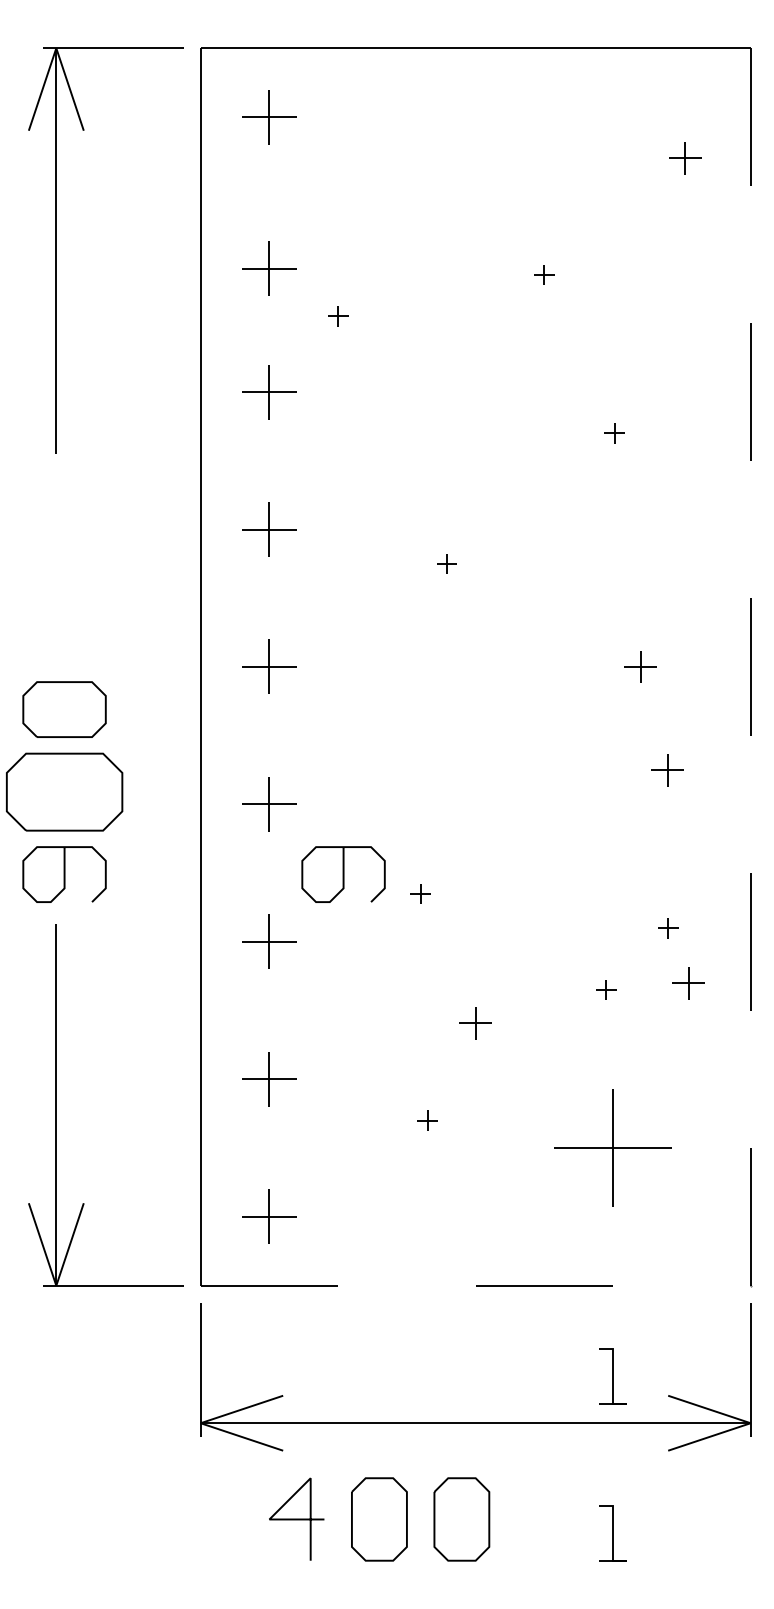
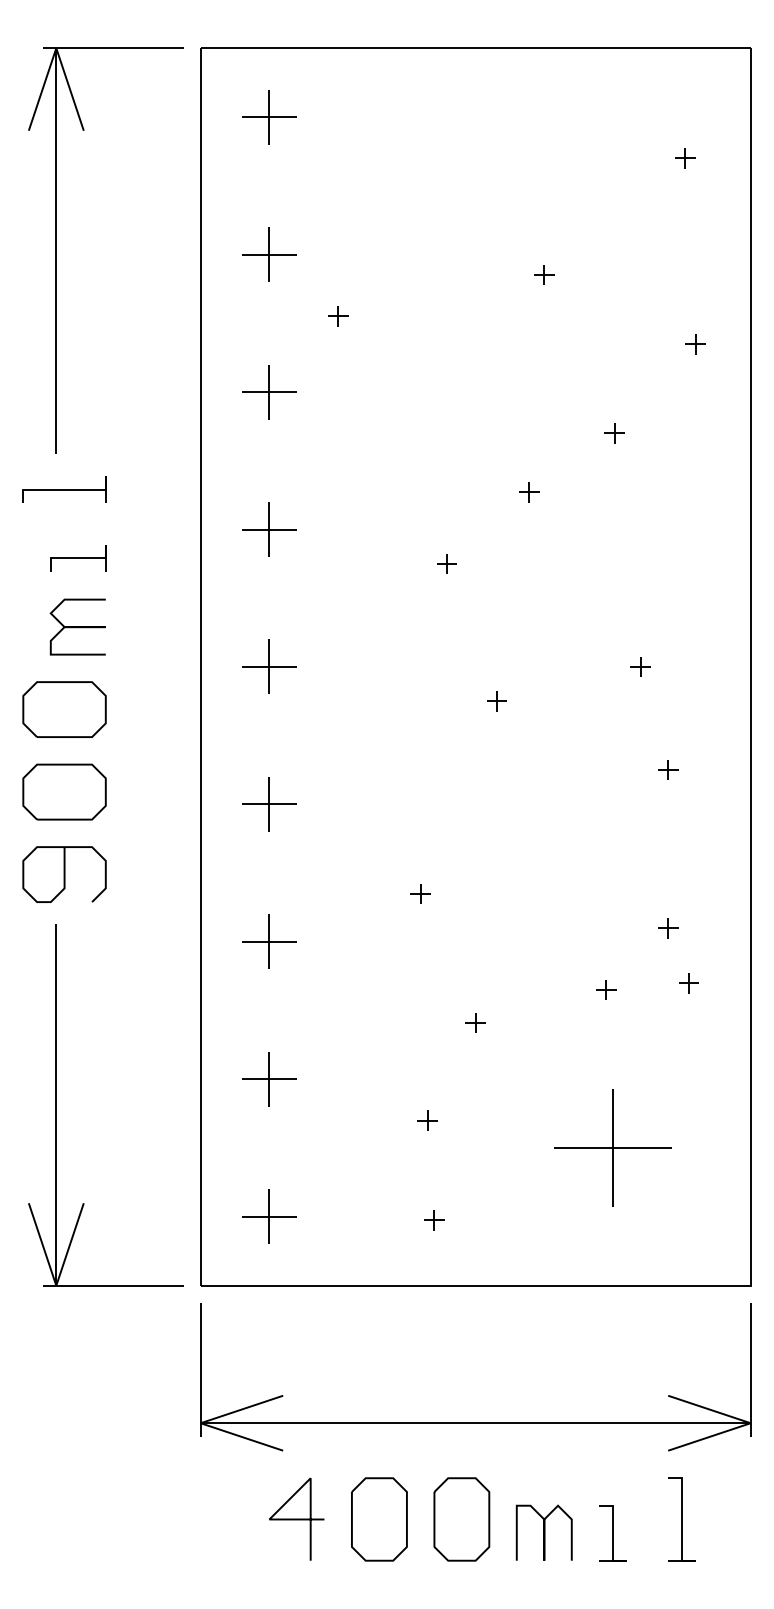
part size: 33x33 px -> 21x21 px (685, 158)
part position: (269, 268) -> (269, 254) (269, 254)
part: none -> present (695, 344)
line: none -> present (64, 489)
part: none -> present (529, 492)
line: none -> present (78, 558)
curve: none -> present (77, 626)
part size: 33x32 px -> 21x20 px (640, 666)
part: none -> present (496, 701)
part size: 33x33 px -> 21x20 px (668, 769)
part size: 118x80 px -> 85x58 px (64, 791)
curve: present -> none (343, 874)
line: dashed -> solid (750, 941)
part size: 33x33 px -> 20x21 px (688, 983)
part size: 33x33 px -> 21x20 px (475, 1022)
part: none -> present (434, 1220)
line: present -> none (612, 1376)
line: none -> present (681, 1519)
curve: none -> present (543, 1532)
